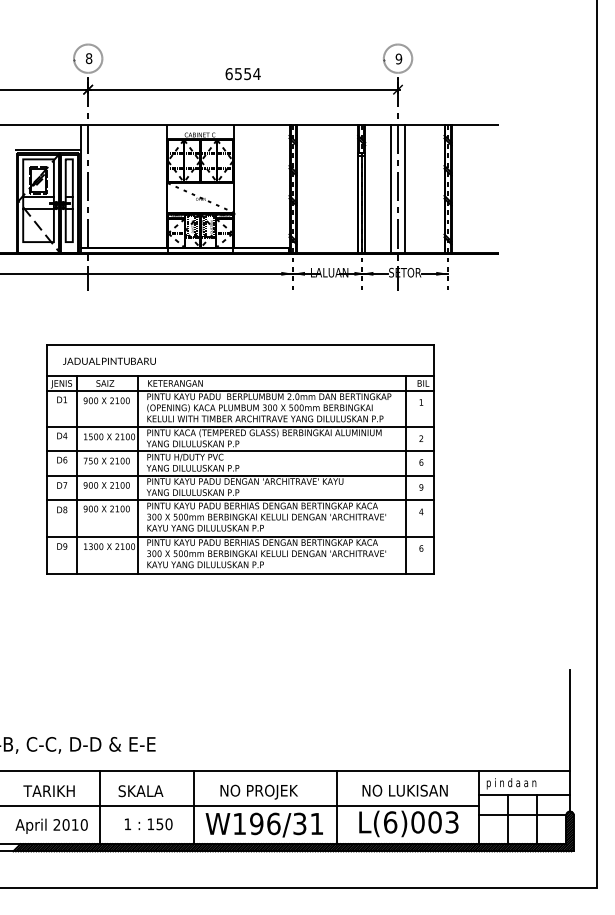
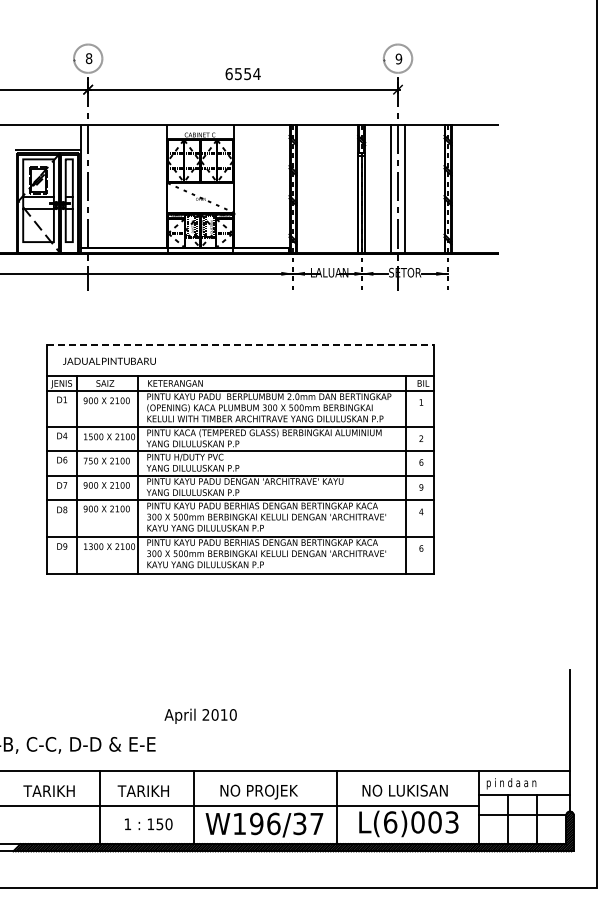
line: solid -> dashed (240, 345)
text: SKALA -> TARIKH (142, 791)
text: W196/31 -> W196/37 (316, 823)
text position: (51, 825) -> (200, 715) (200, 715)
